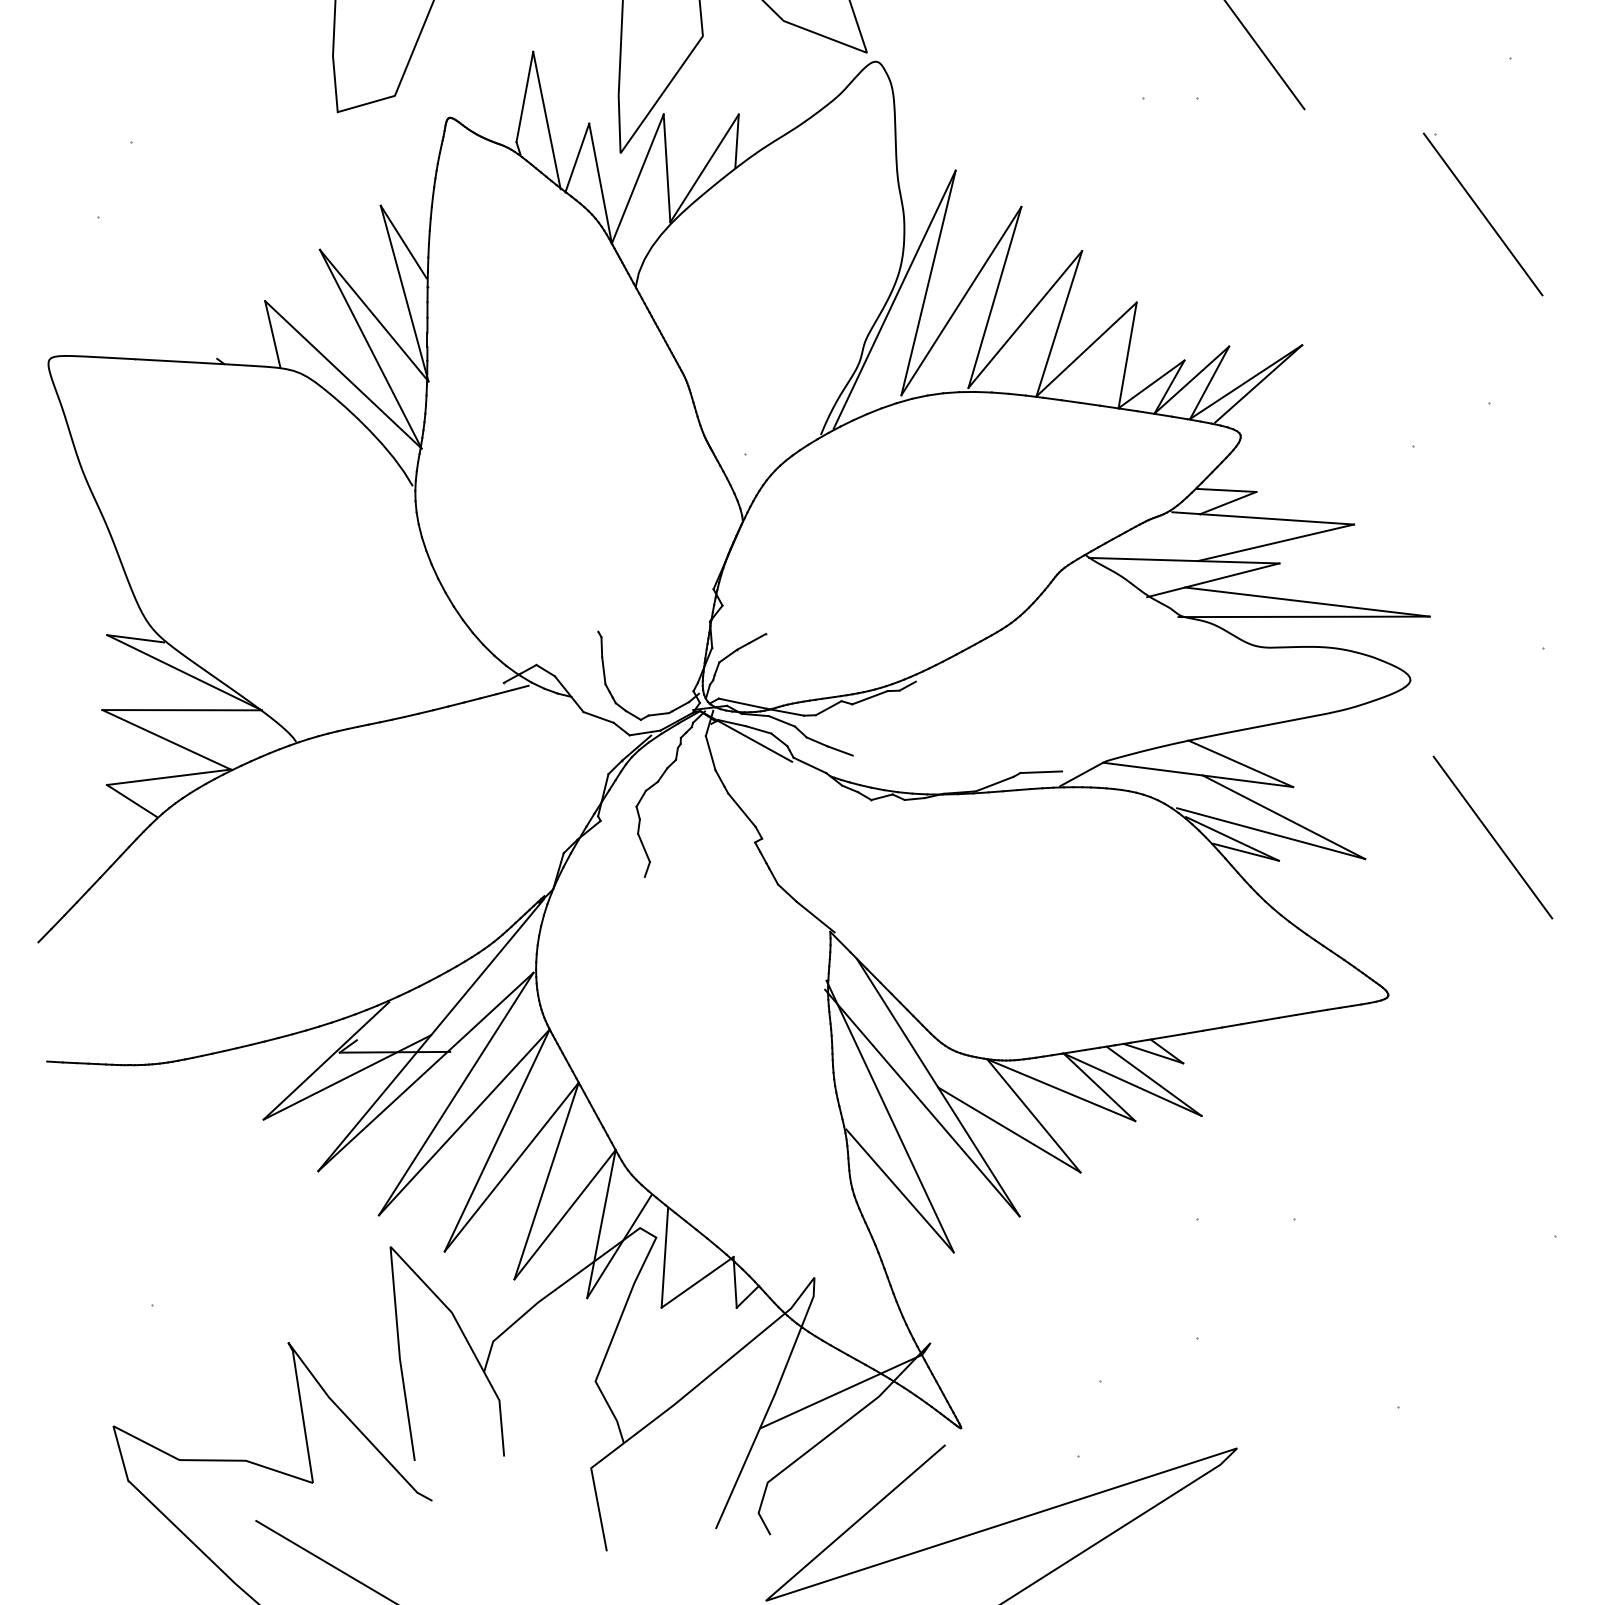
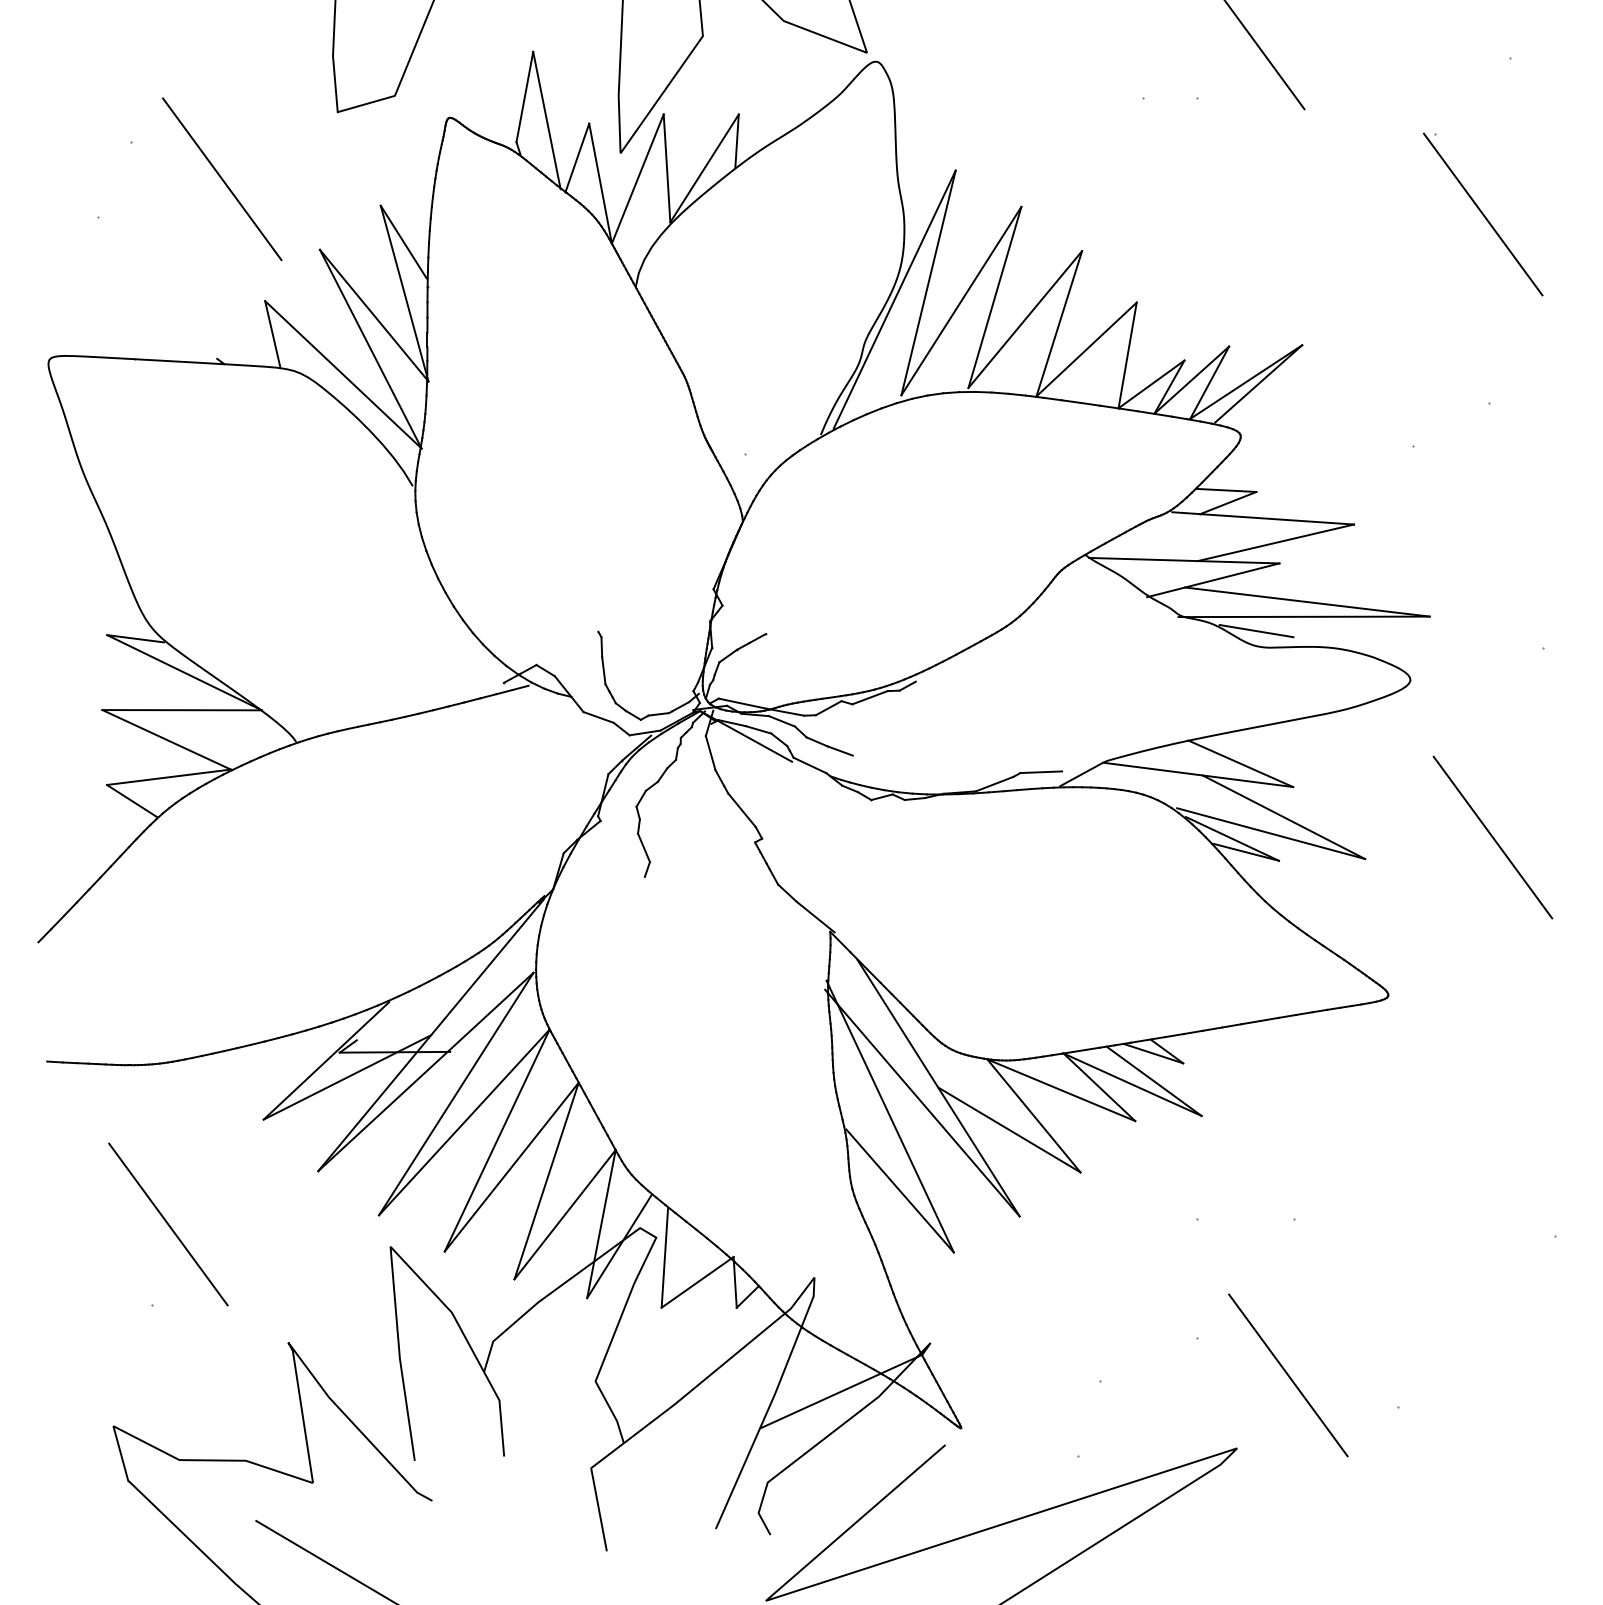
line: none -> present (222, 179)
line: none -> present (1256, 631)
line: none -> present (168, 1224)
line: none -> present (1288, 1375)
